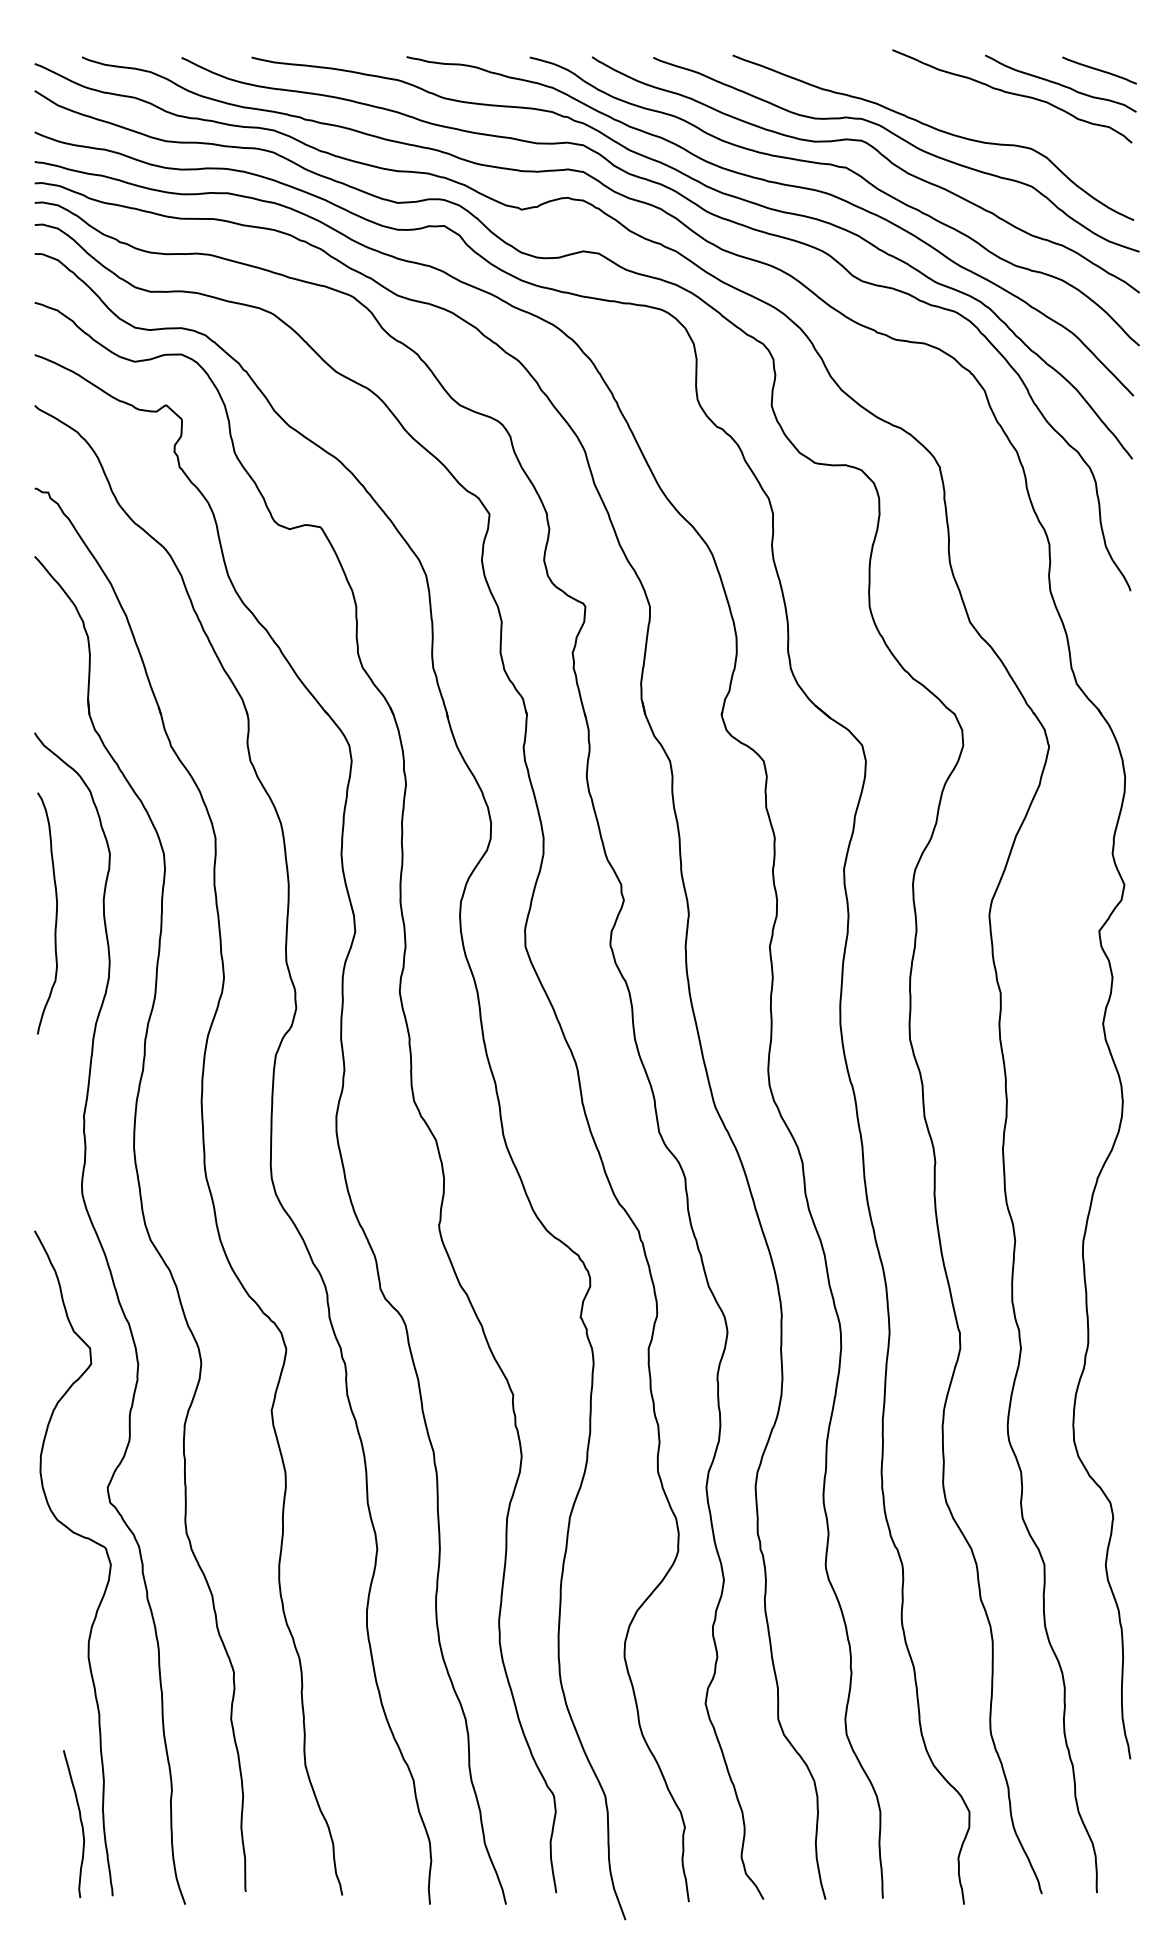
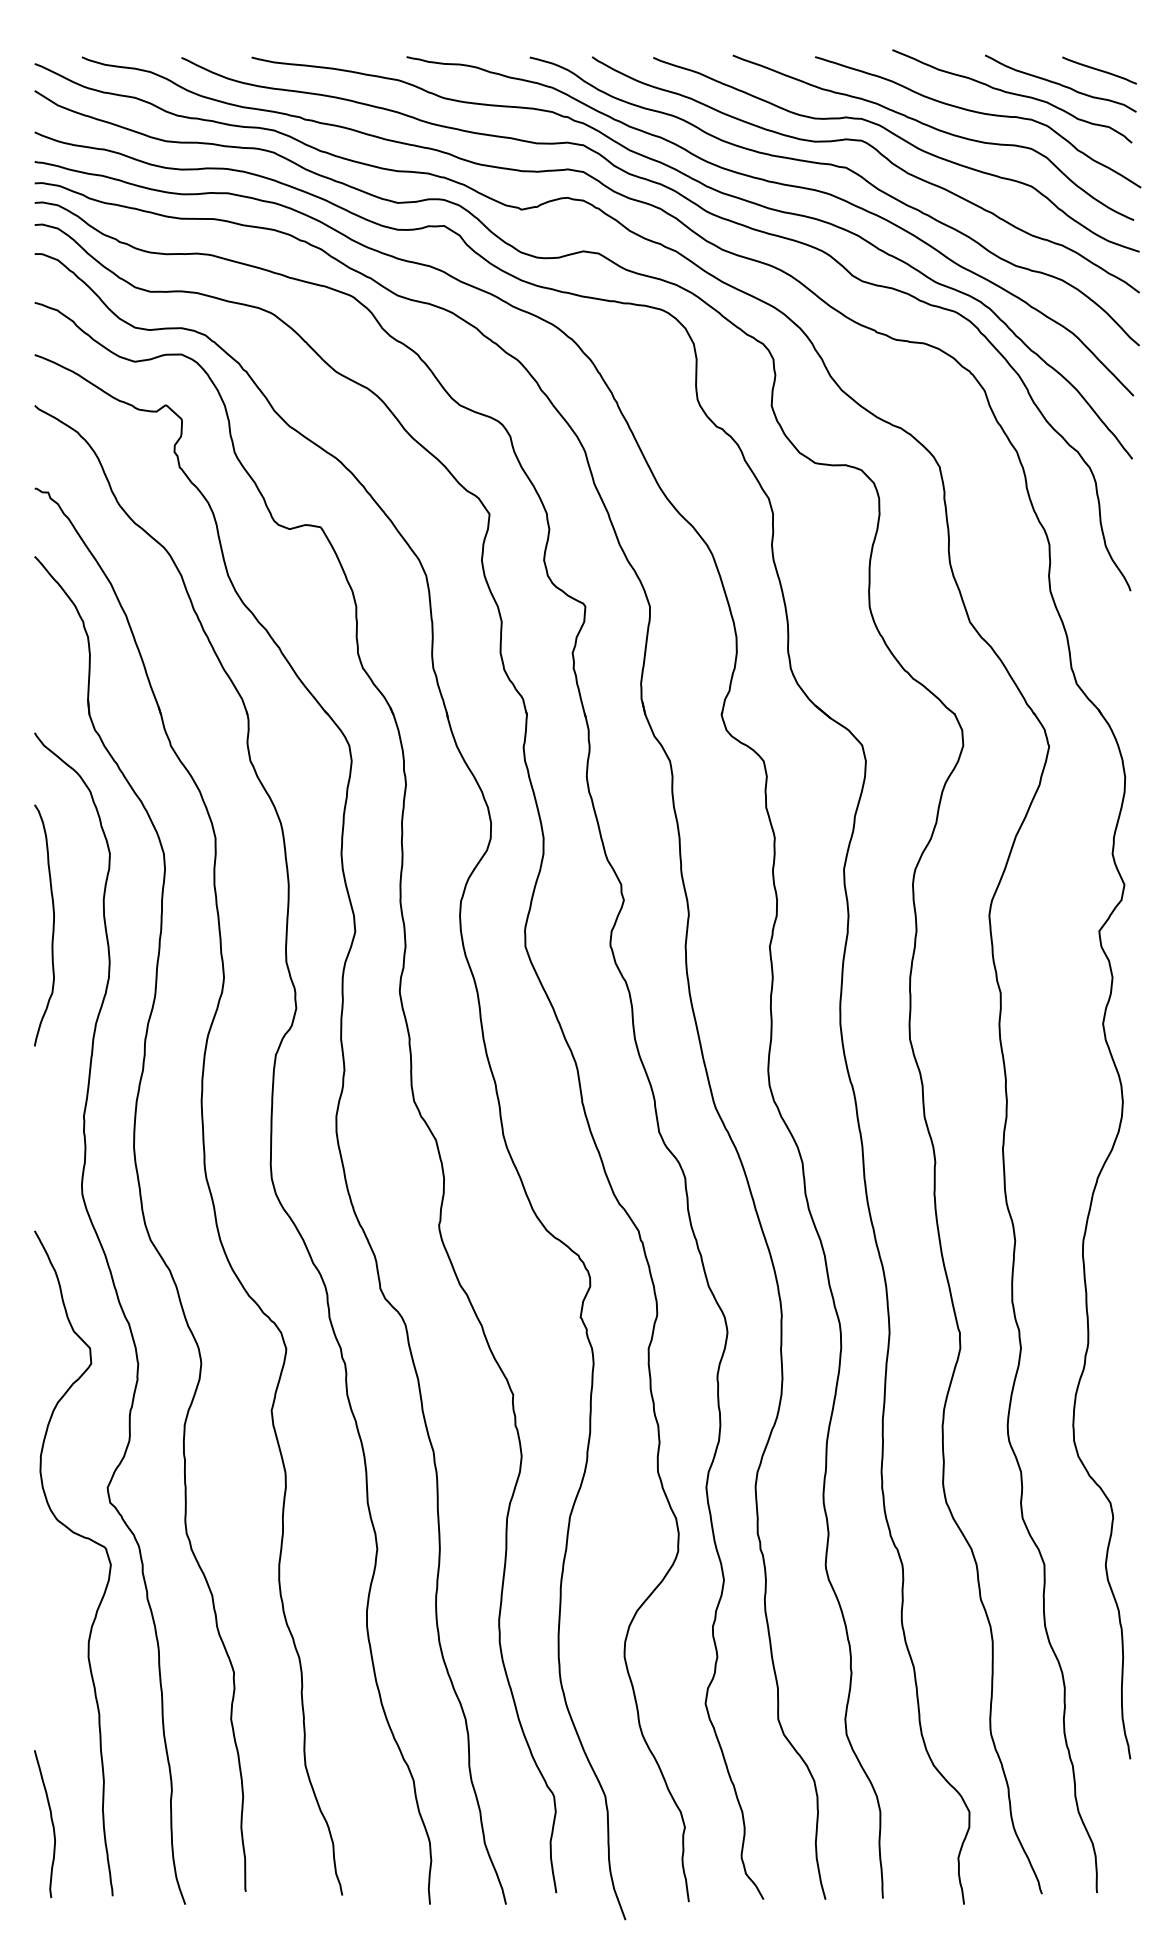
curve: none -> present (981, 114)
curve position: (55, 913) -> (52, 925) (52, 925)
curve position: (80, 1823) -> (51, 1823) (51, 1823)
